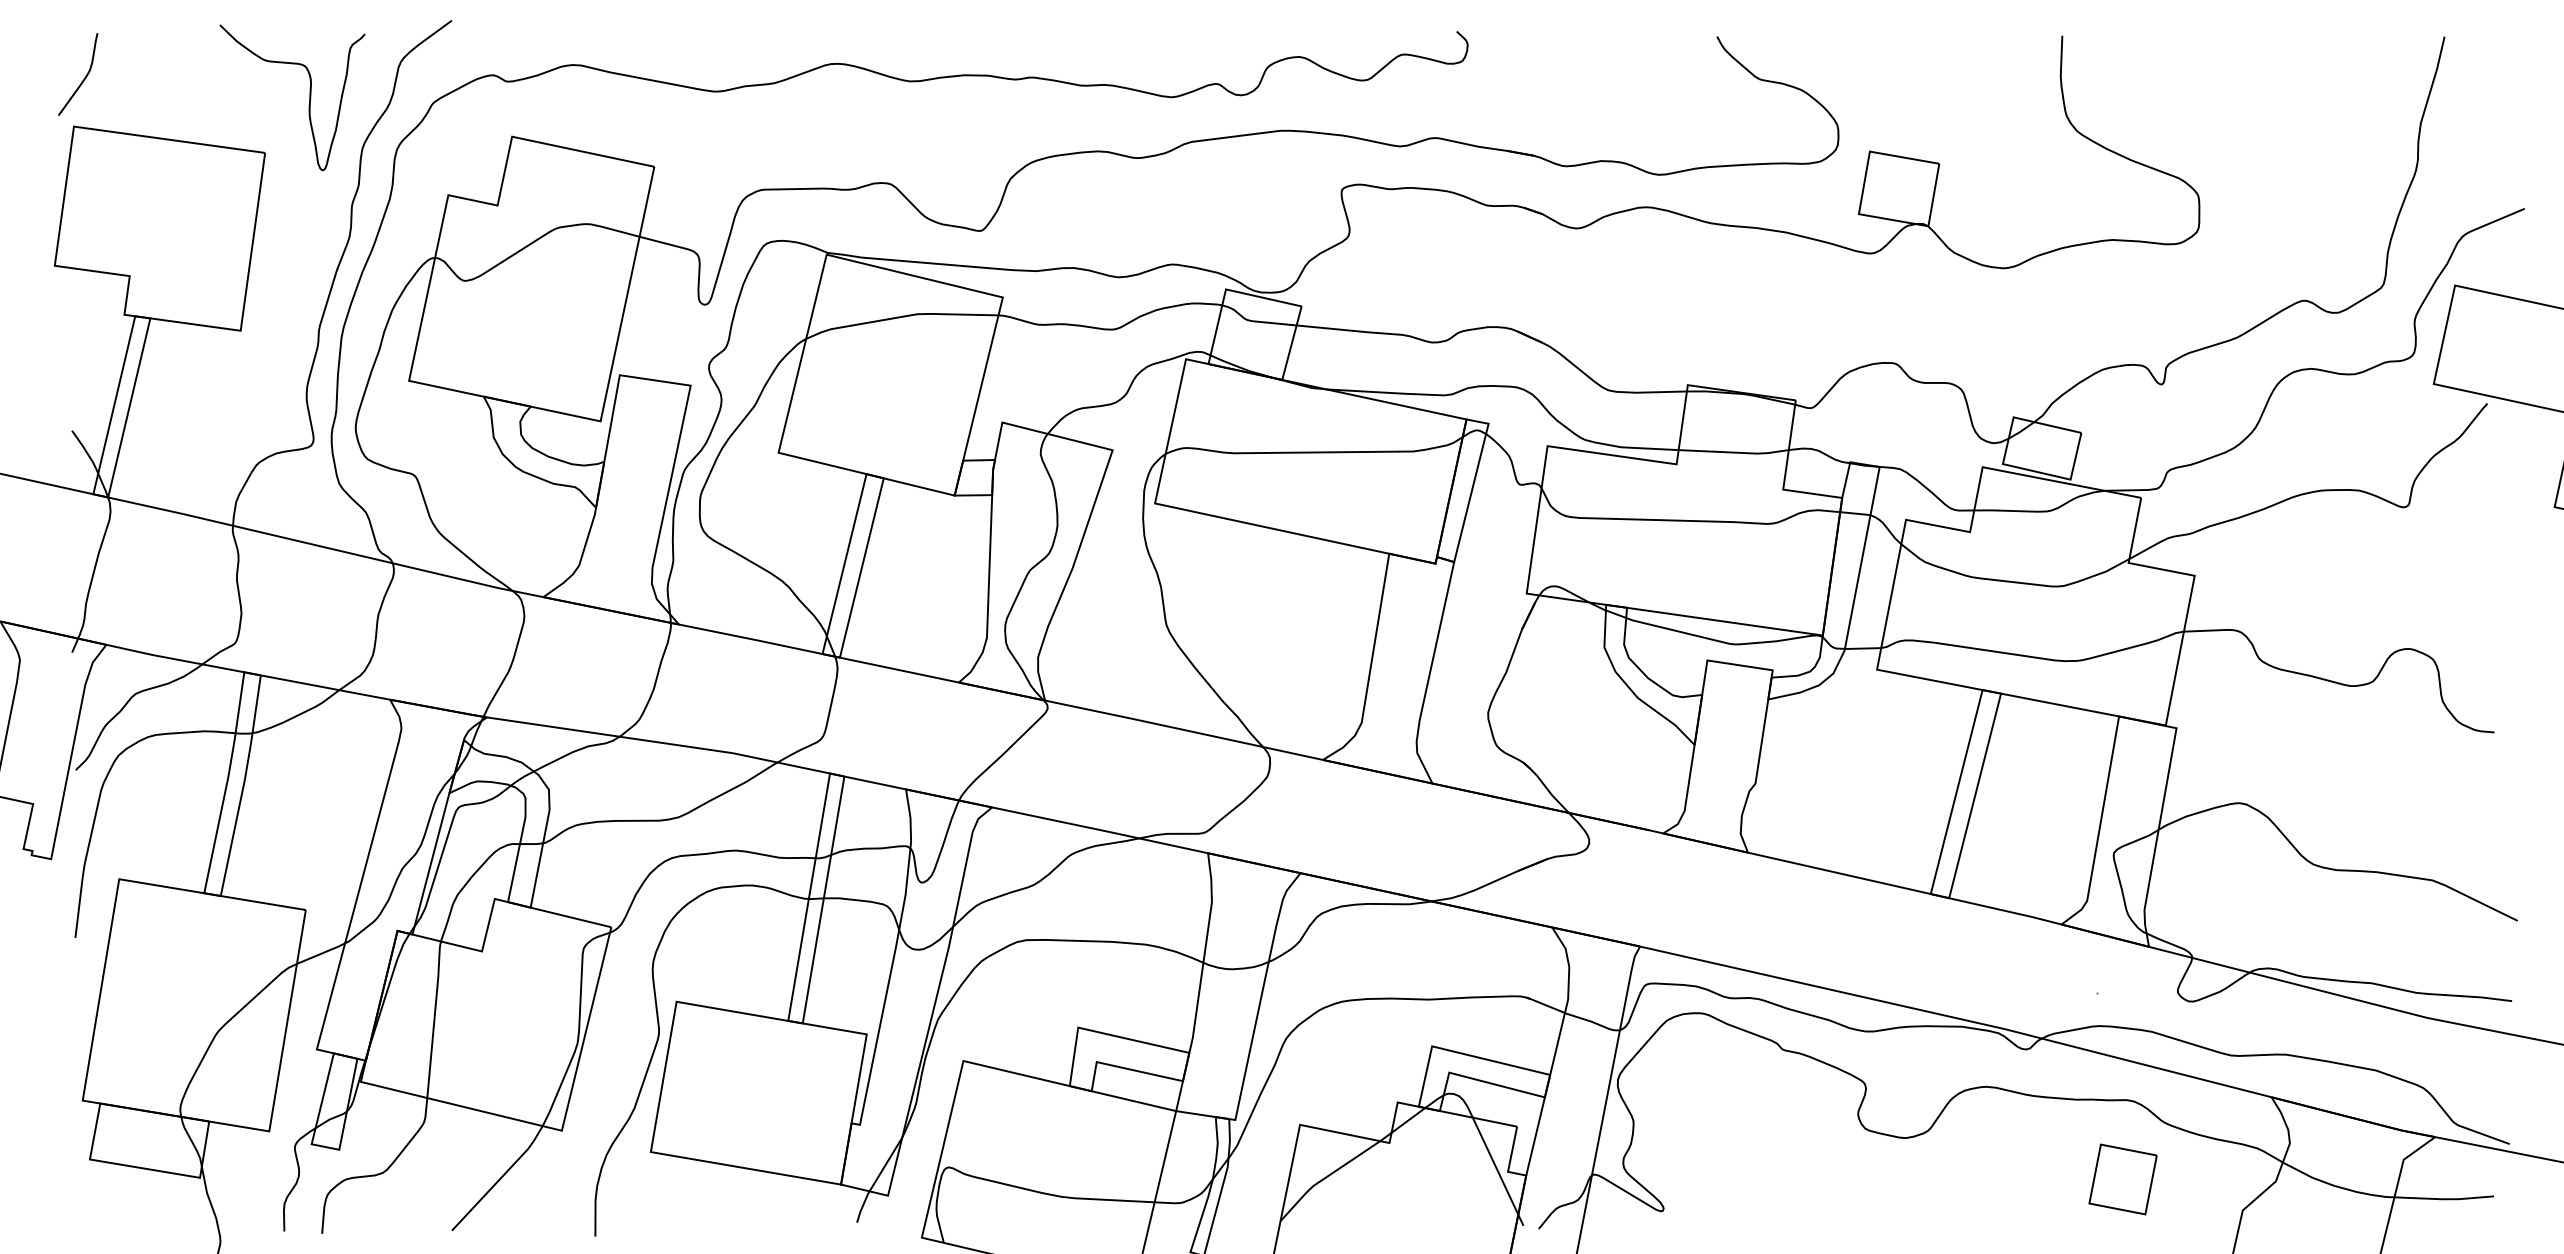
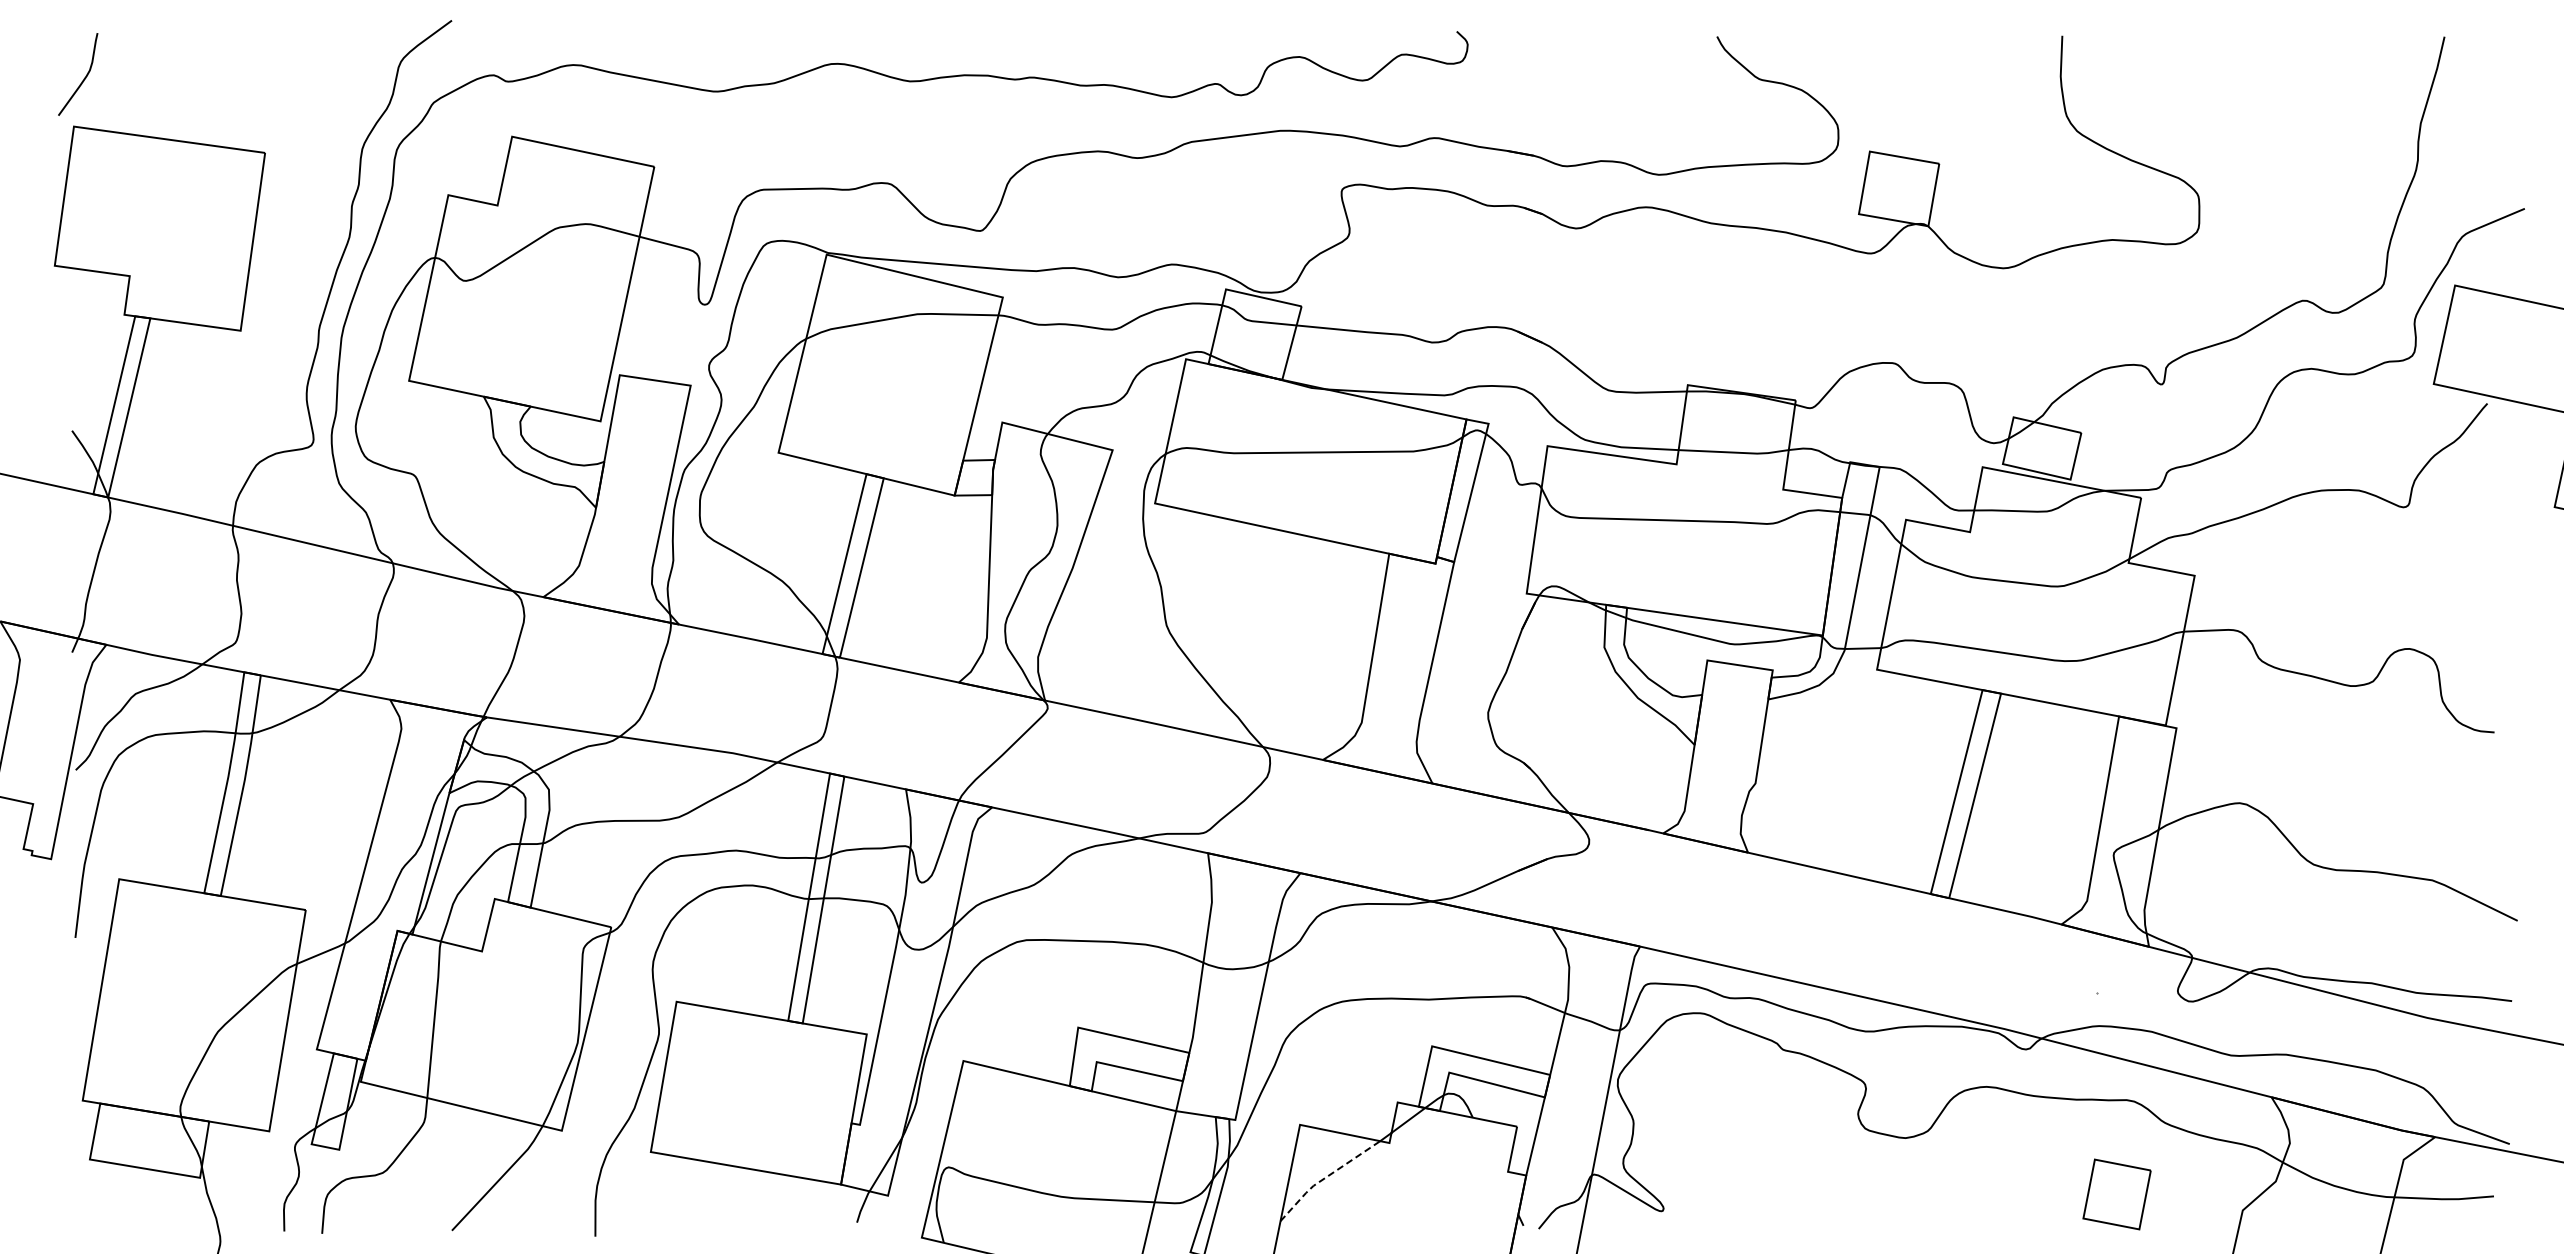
curve: present -> none (309, 97)
line: present -> none (1495, 1165)
line: solid -> dashed (1325, 1177)
part position: (2122, 1179) -> (2116, 1194) (2116, 1194)
